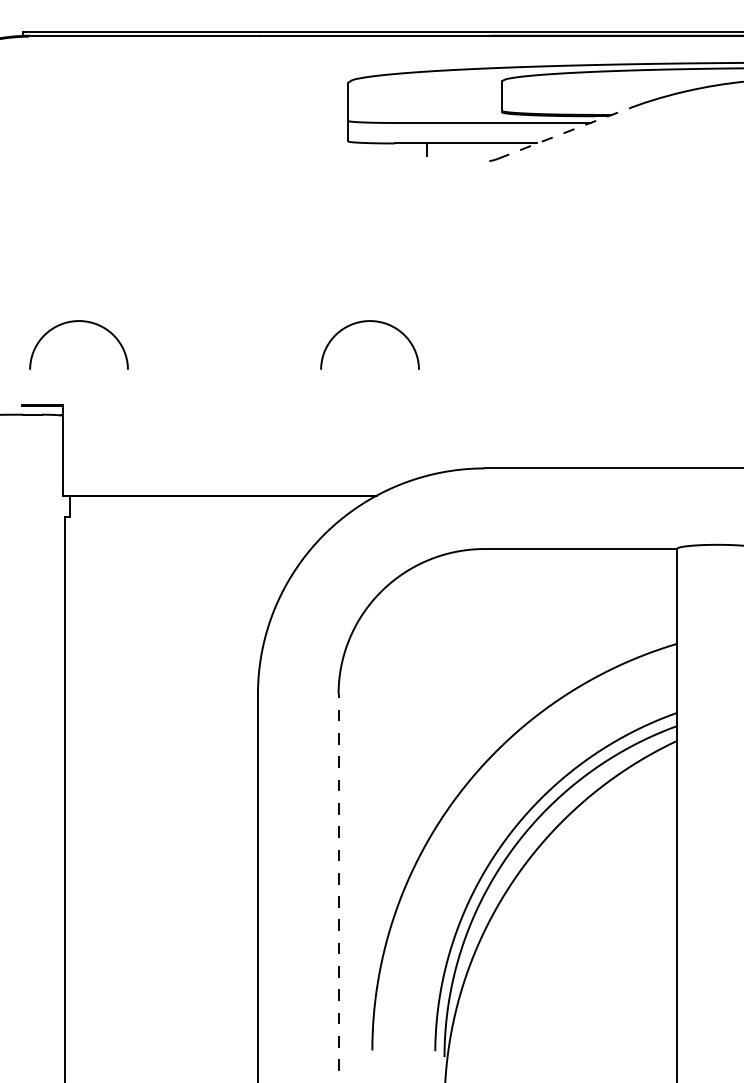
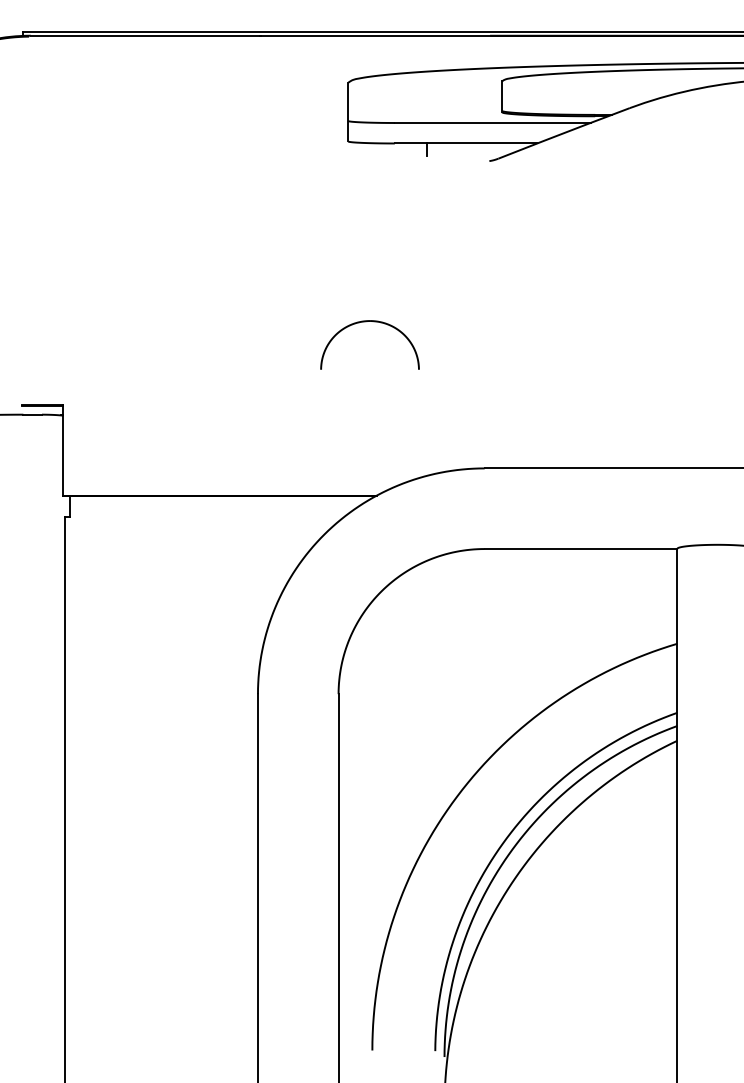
line: dashed -> solid (564, 132)
part: present -> none (75, 322)
line: dashed -> solid (338, 888)
